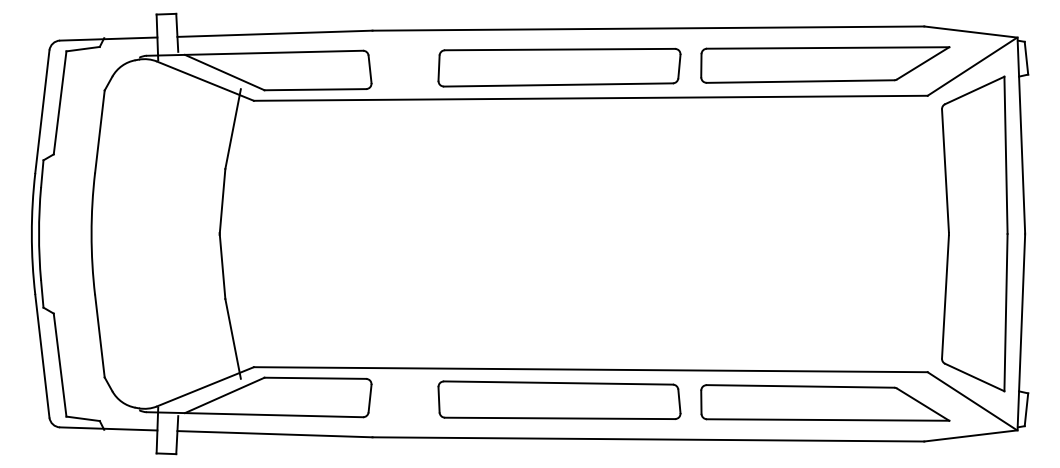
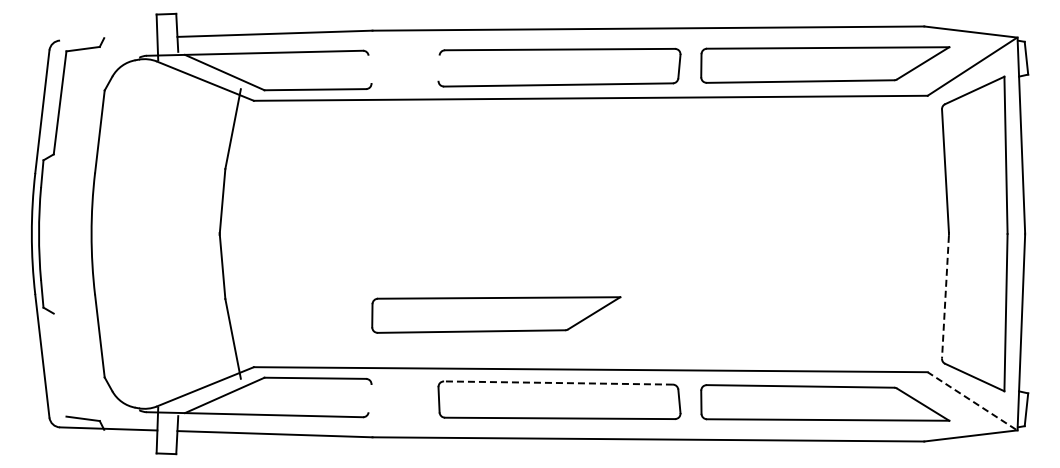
line: present -> none (108, 38)
line: present -> none (438, 67)
line: present -> none (369, 69)
line: solid -> dashed (945, 297)
part: none -> present (496, 314)
line: present -> none (59, 364)
line: solid -> dashed (558, 383)
line: present -> none (369, 398)
line: solid -> dashed (971, 400)
